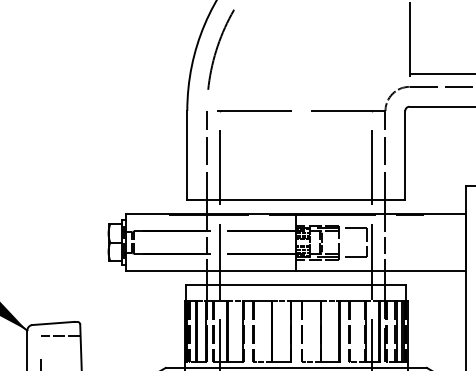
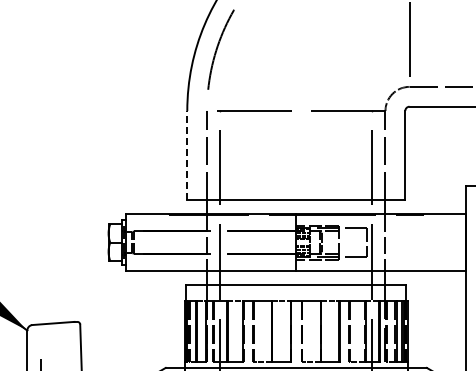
line: present -> none (440, 73)
line: solid -> dashed (187, 155)
line: present -> none (60, 336)
